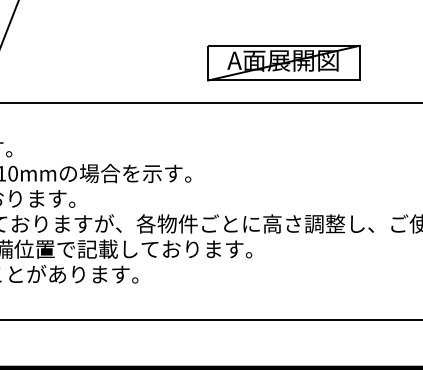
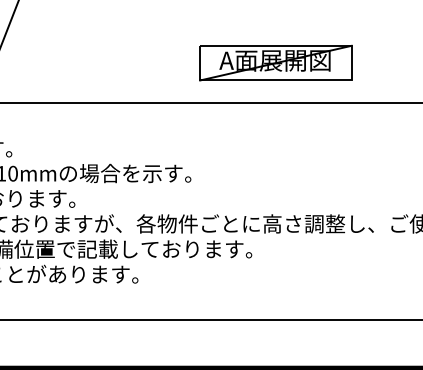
part position: (283, 62) -> (275, 62) (275, 62)
